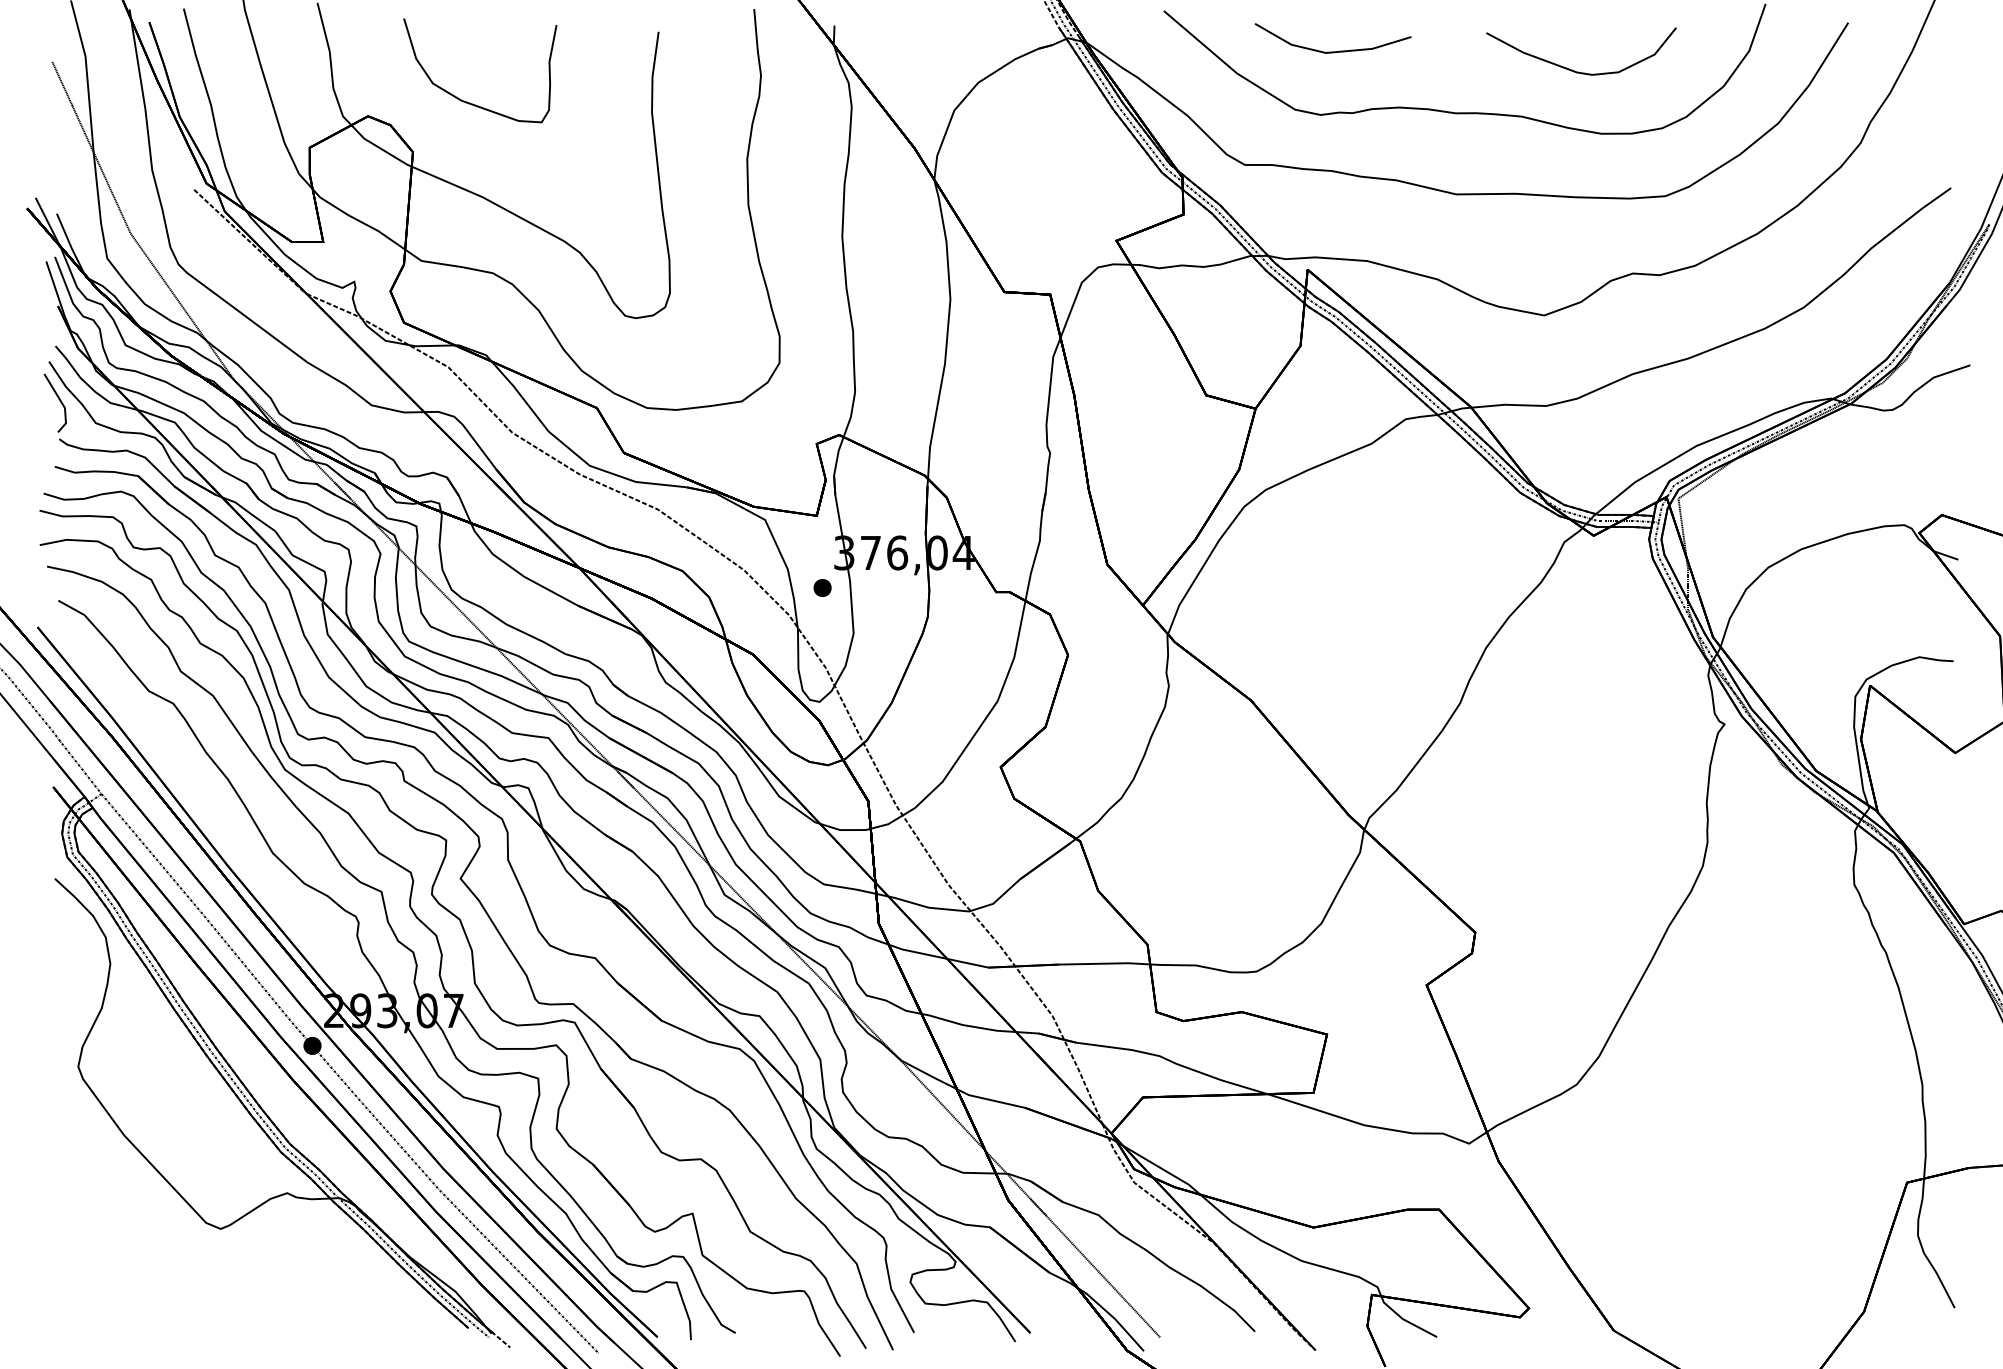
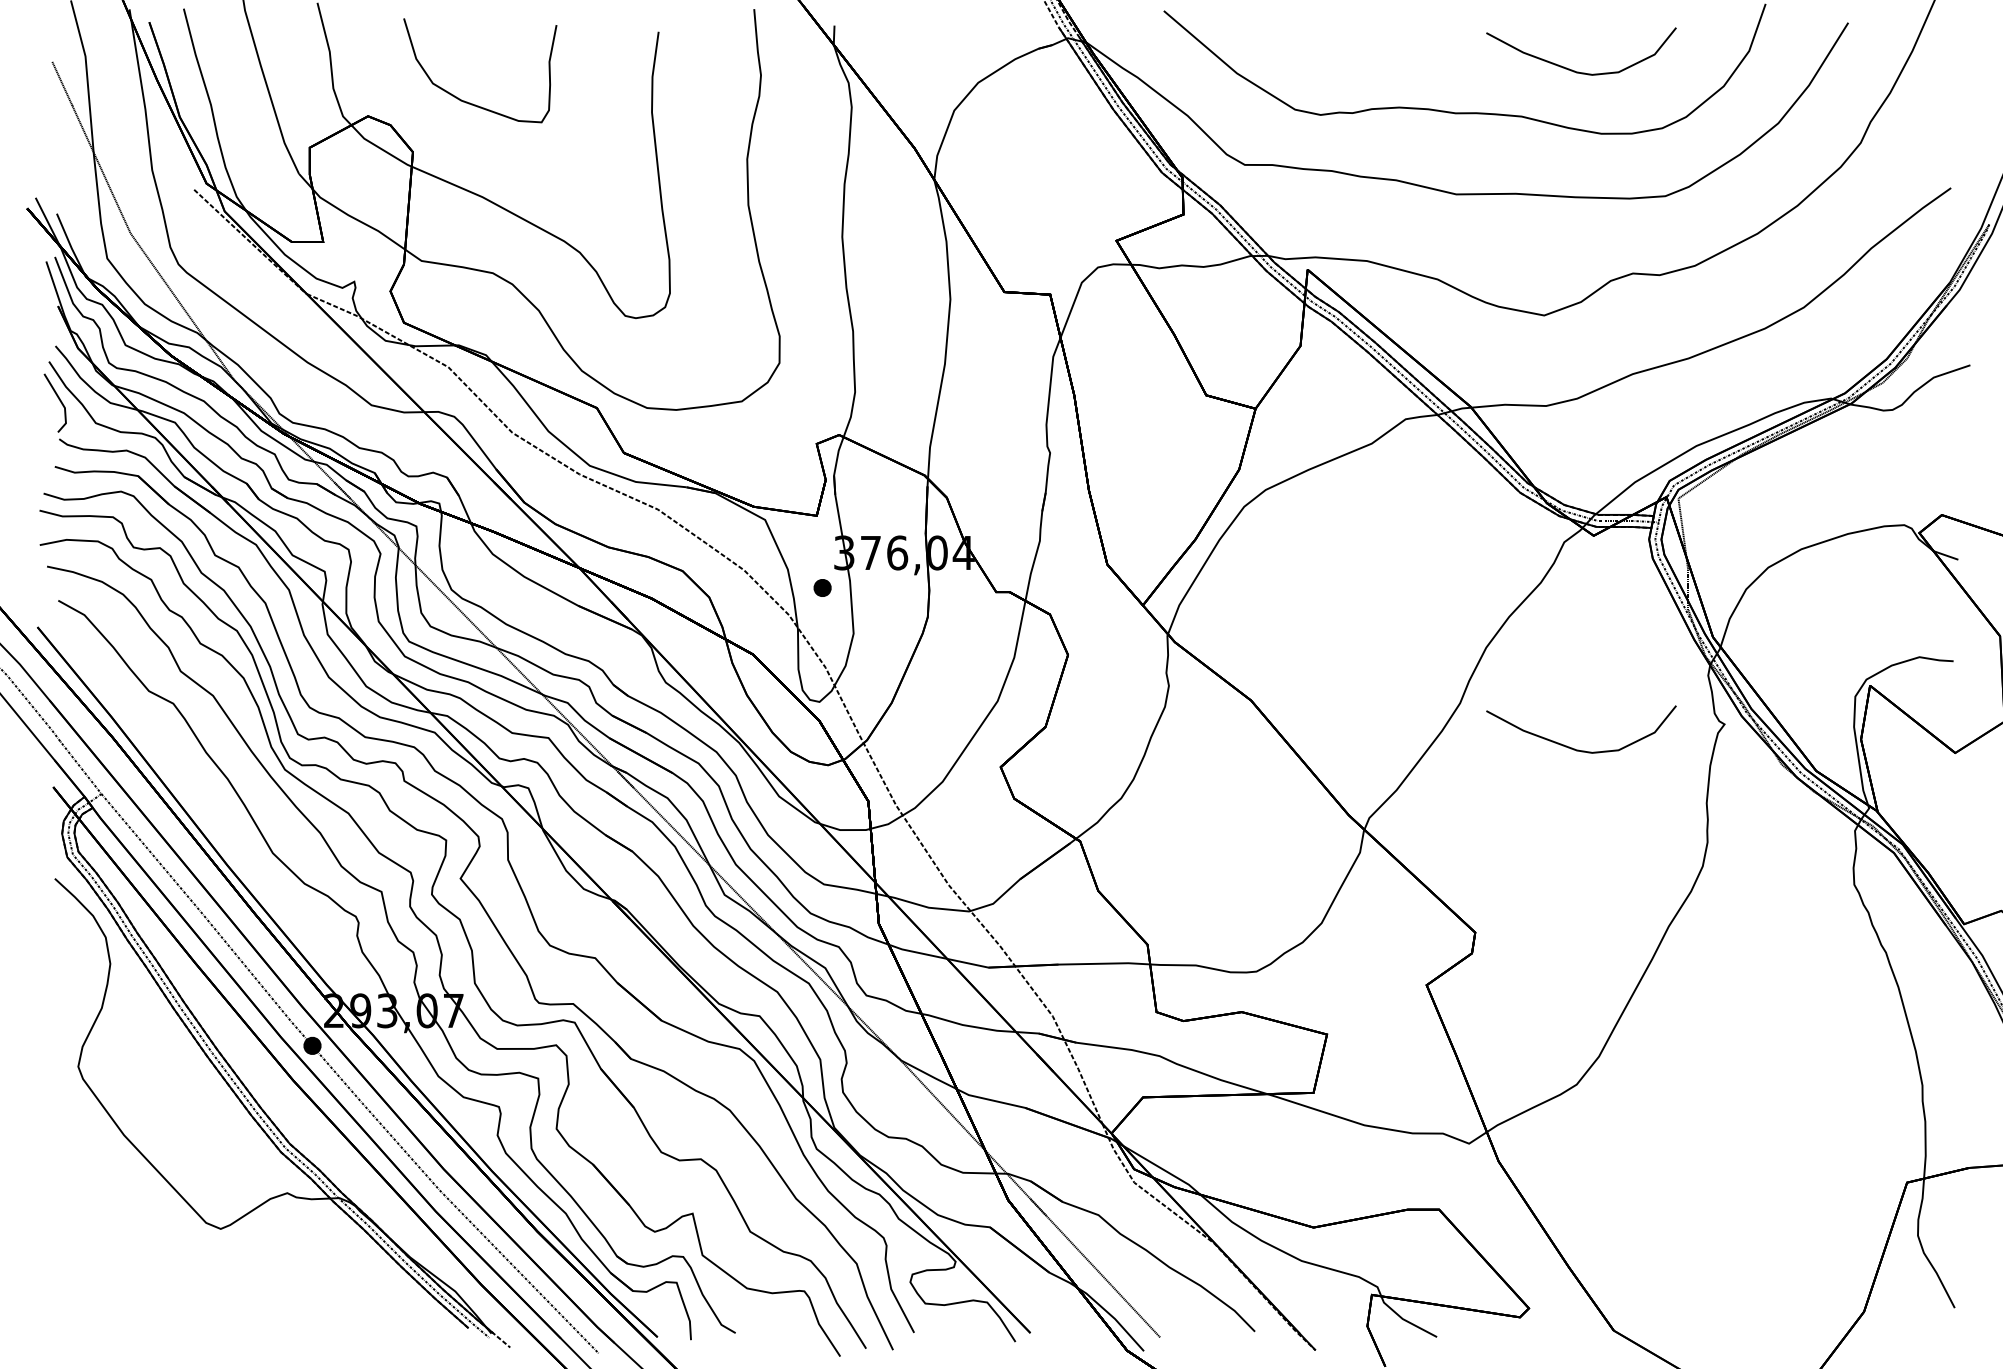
line: present -> none (1332, 51)
curve: none -> present (1572, 747)
